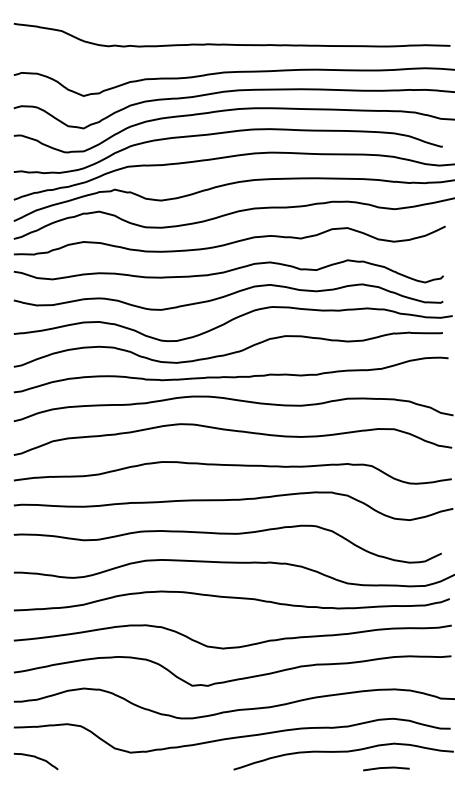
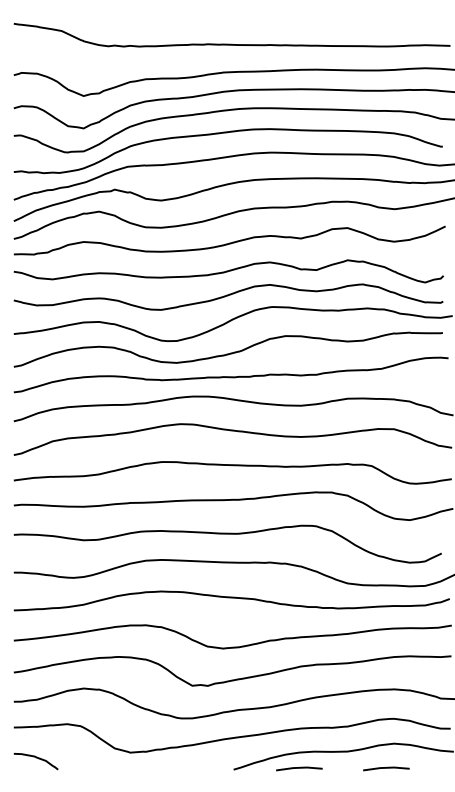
line: none -> present (299, 768)
